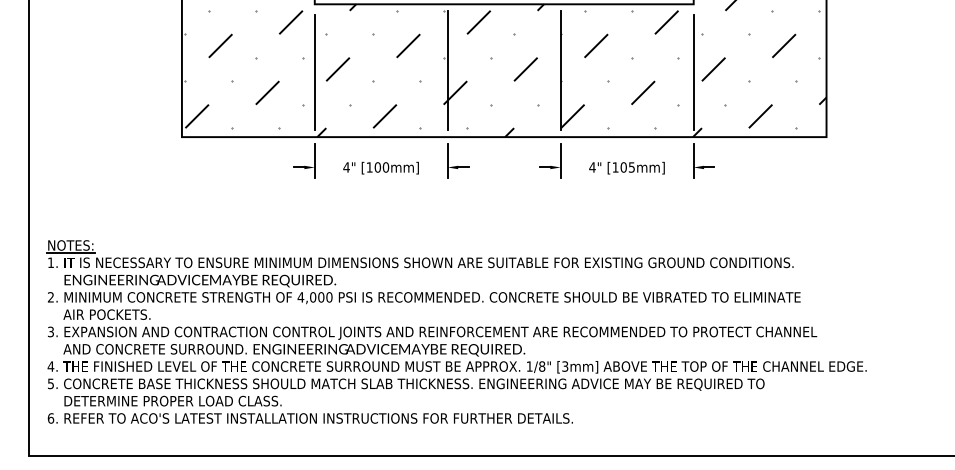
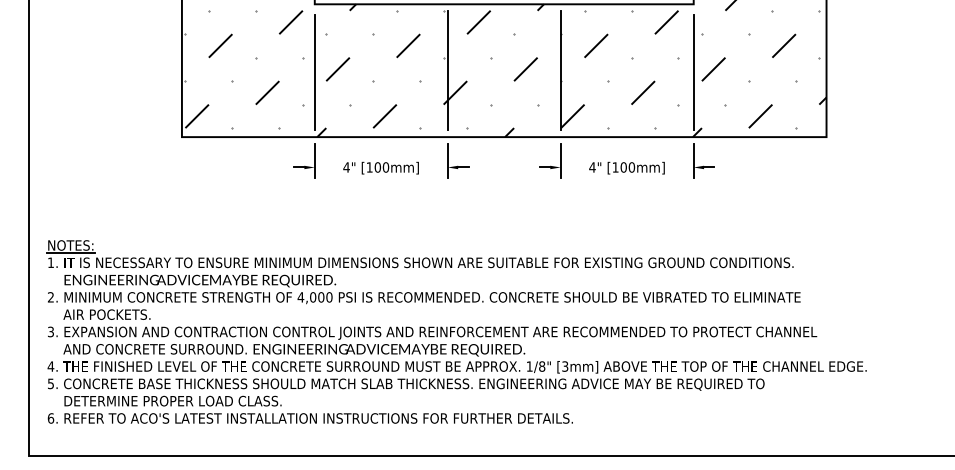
text: [105mm] -> [100mm] (631, 167)
